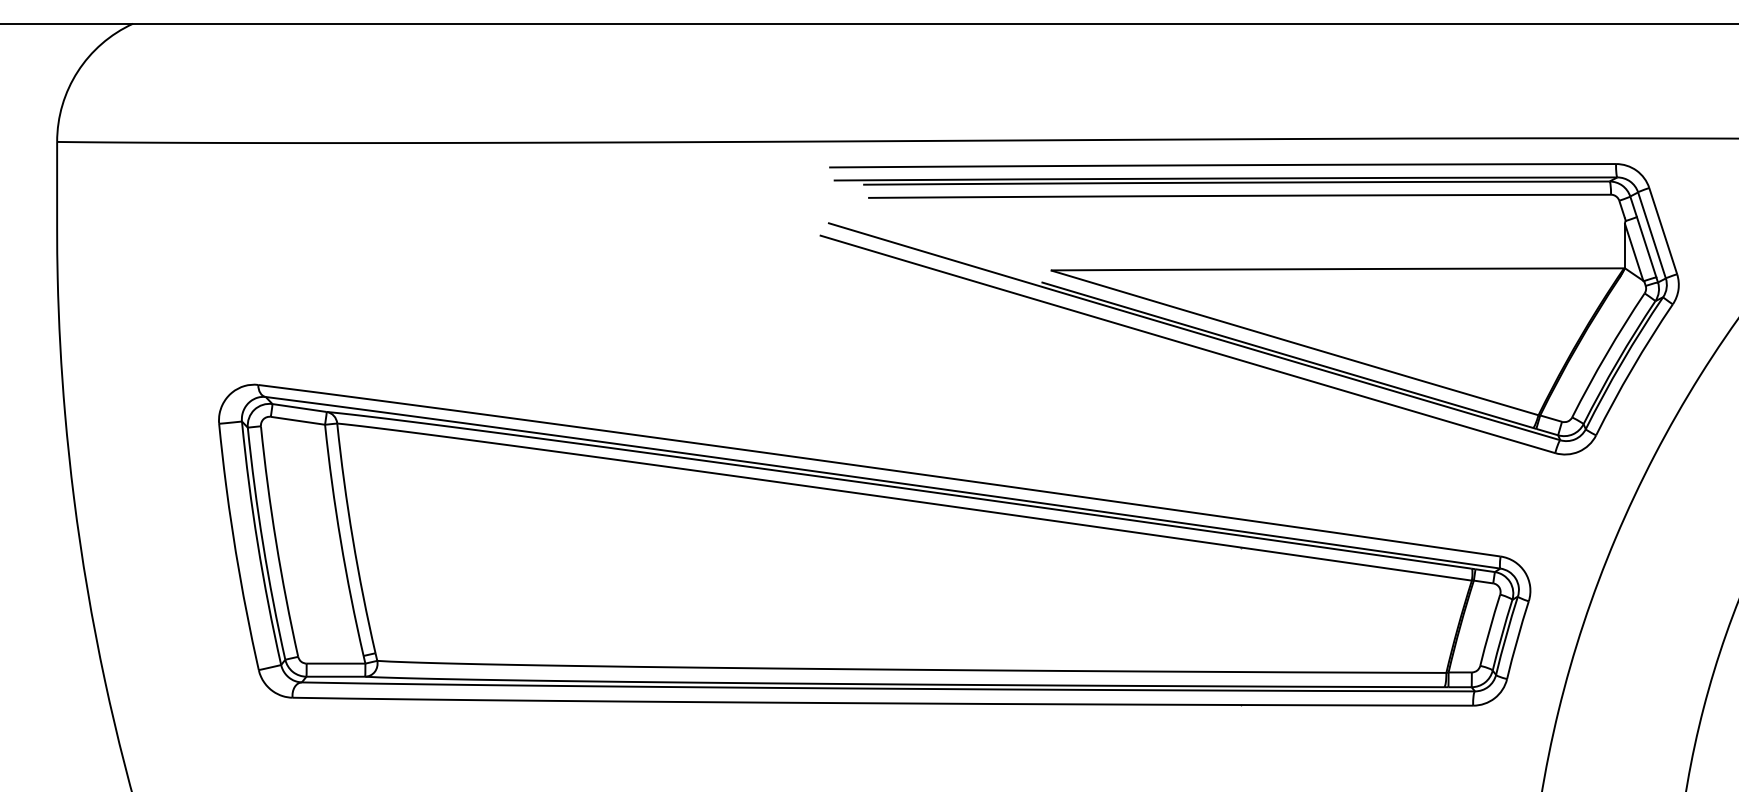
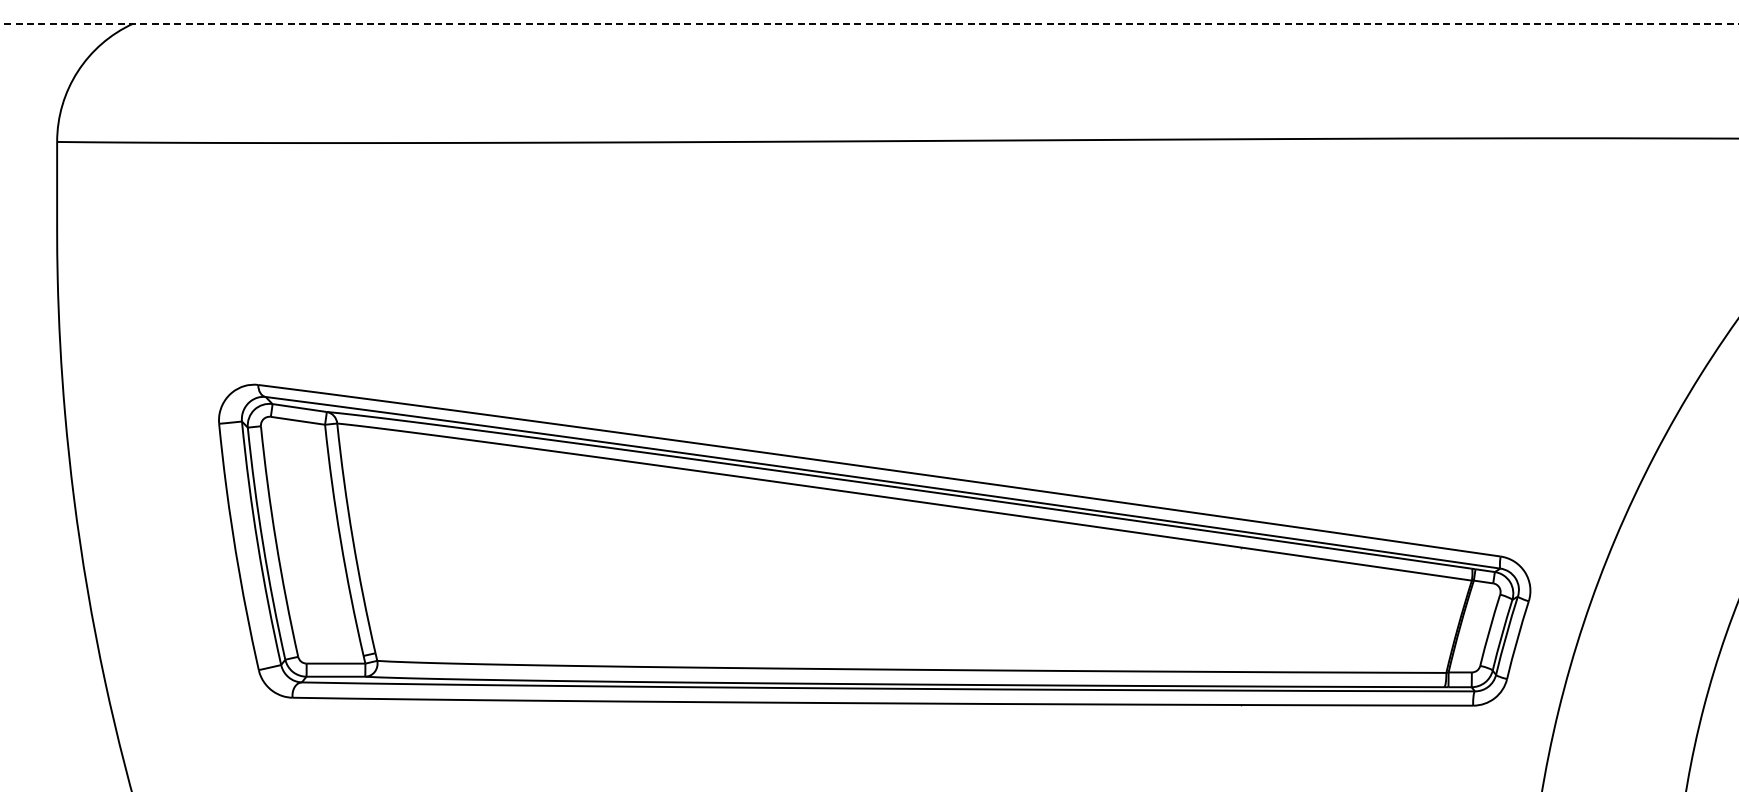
line: solid -> dashed (869, 23)
part: present -> none (1249, 309)
